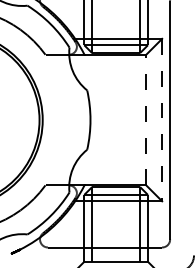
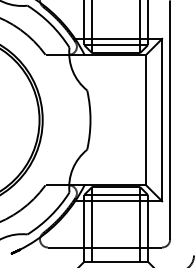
line: dashed -> solid (146, 119)
line: dashed -> solid (162, 120)
